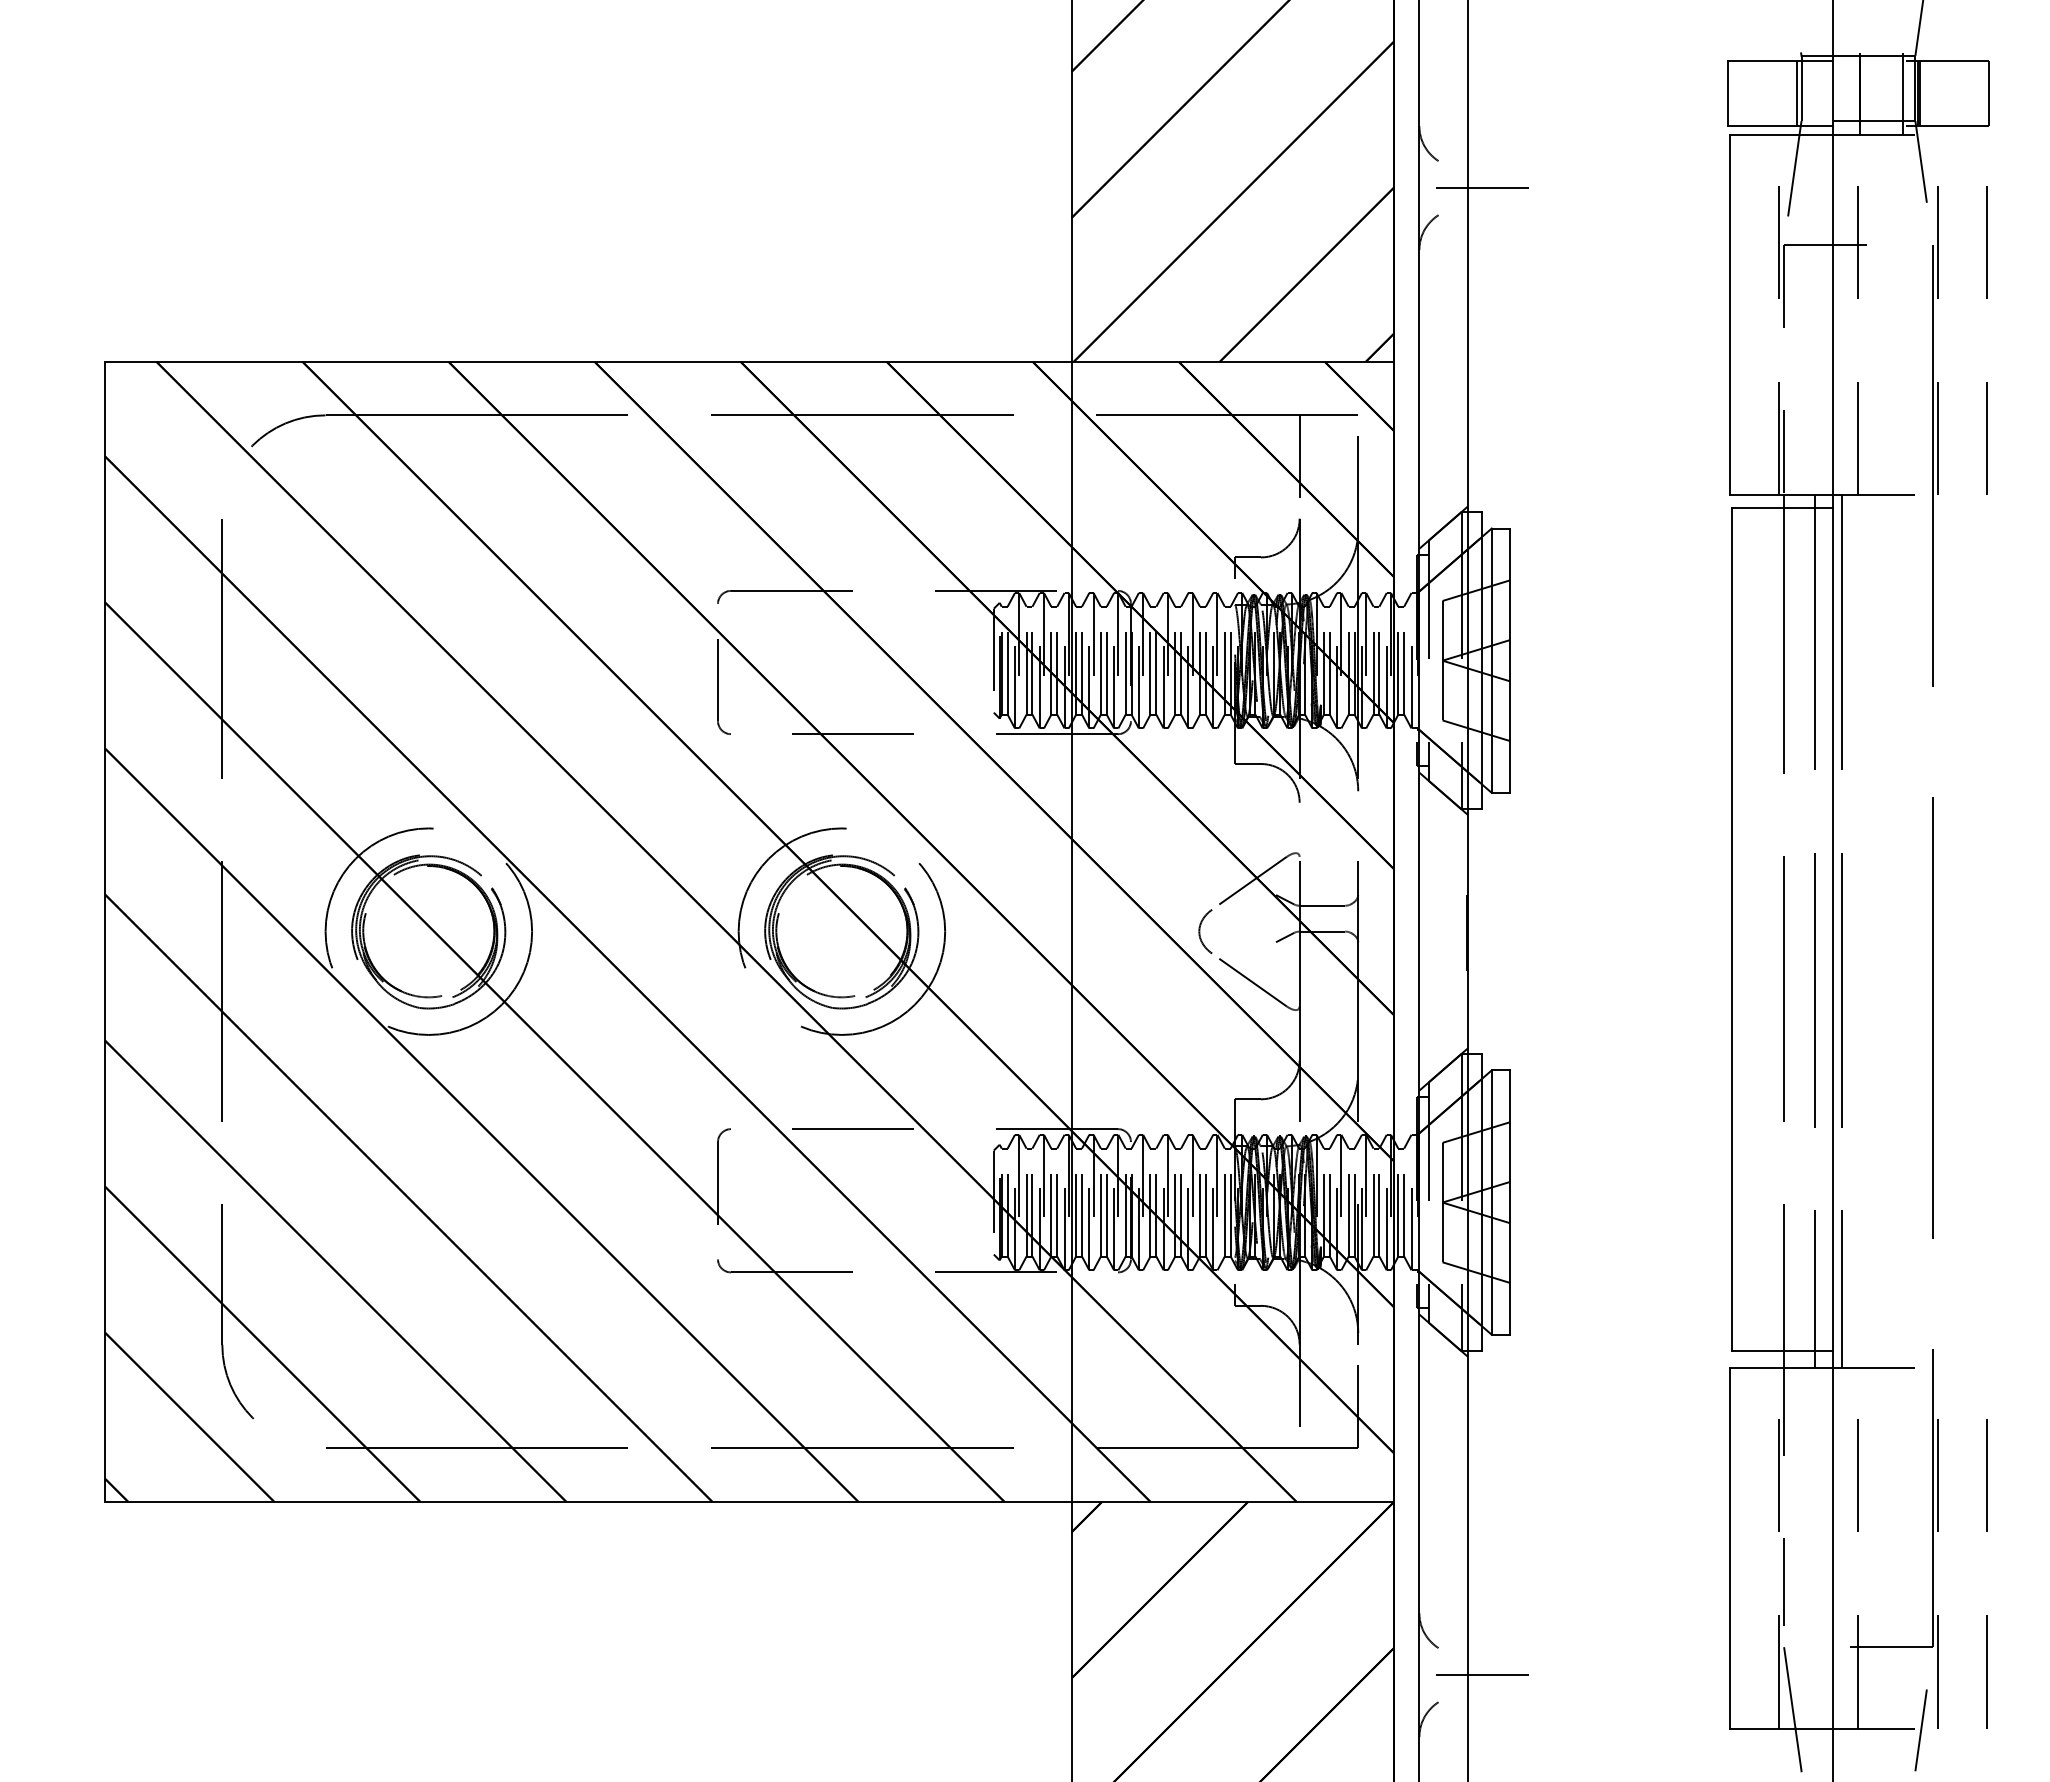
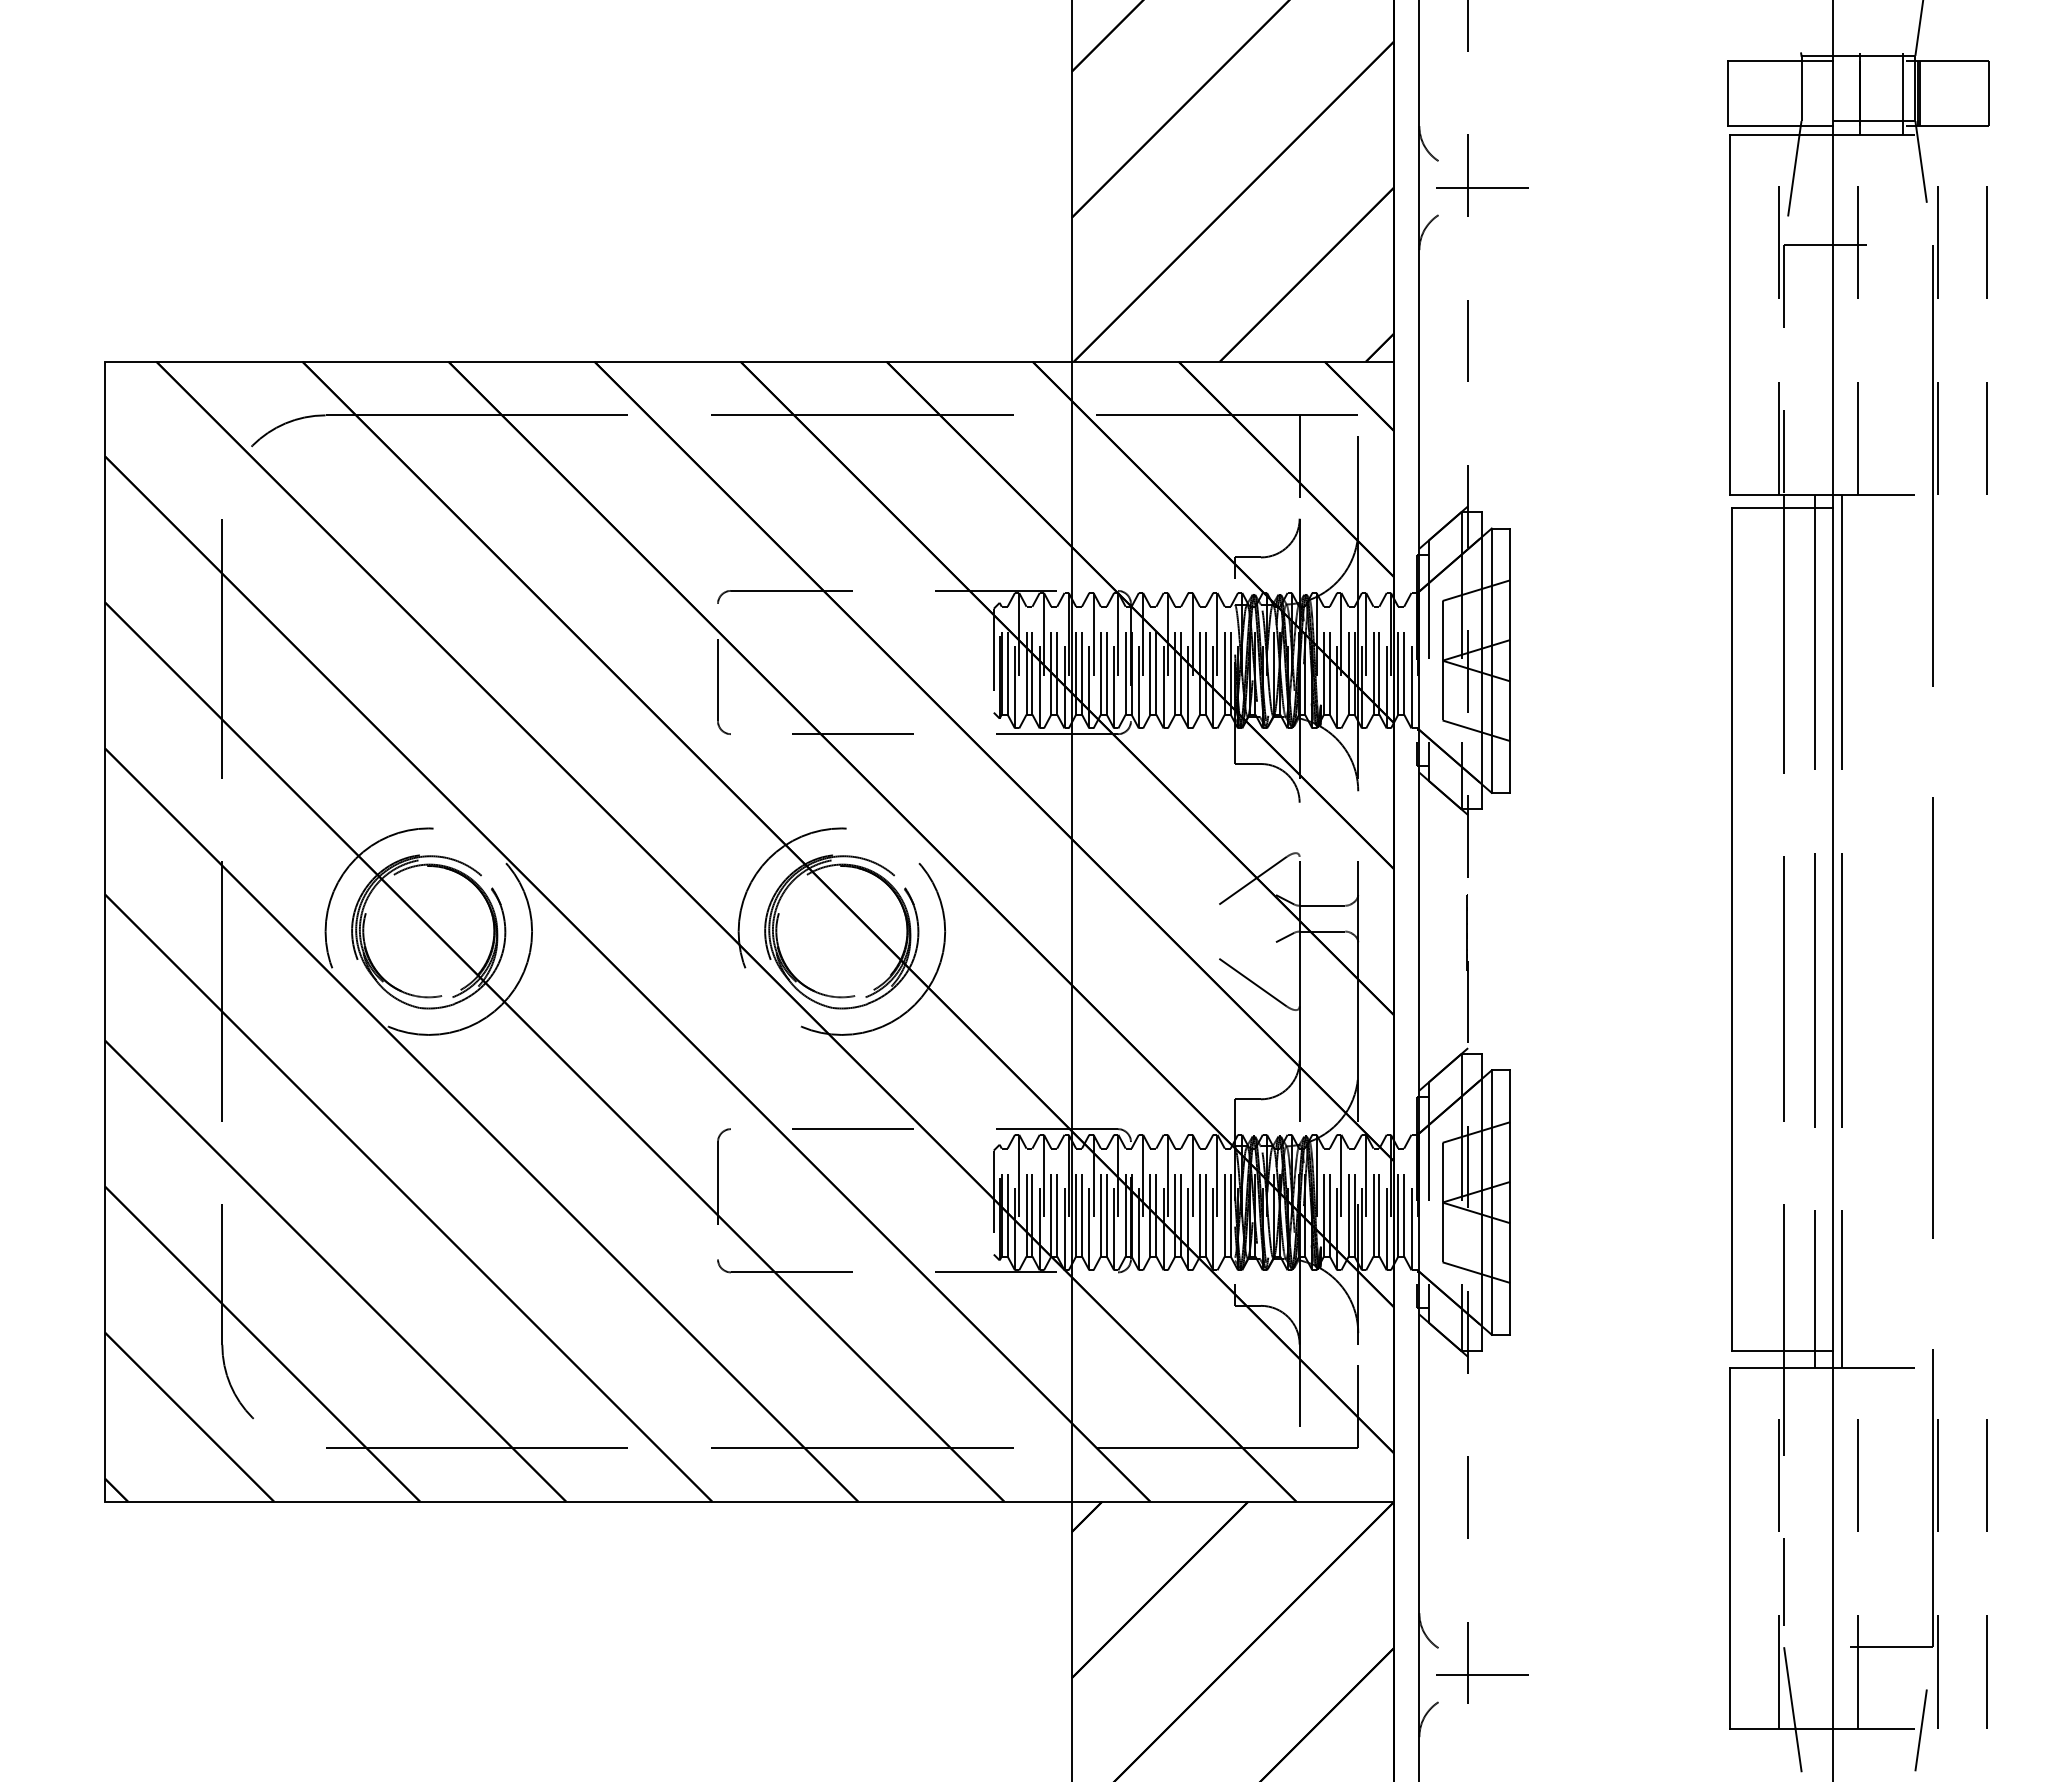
line: present -> none (1796, 93)
line: solid -> dashed (1468, 890)
part: present -> none (1205, 931)
